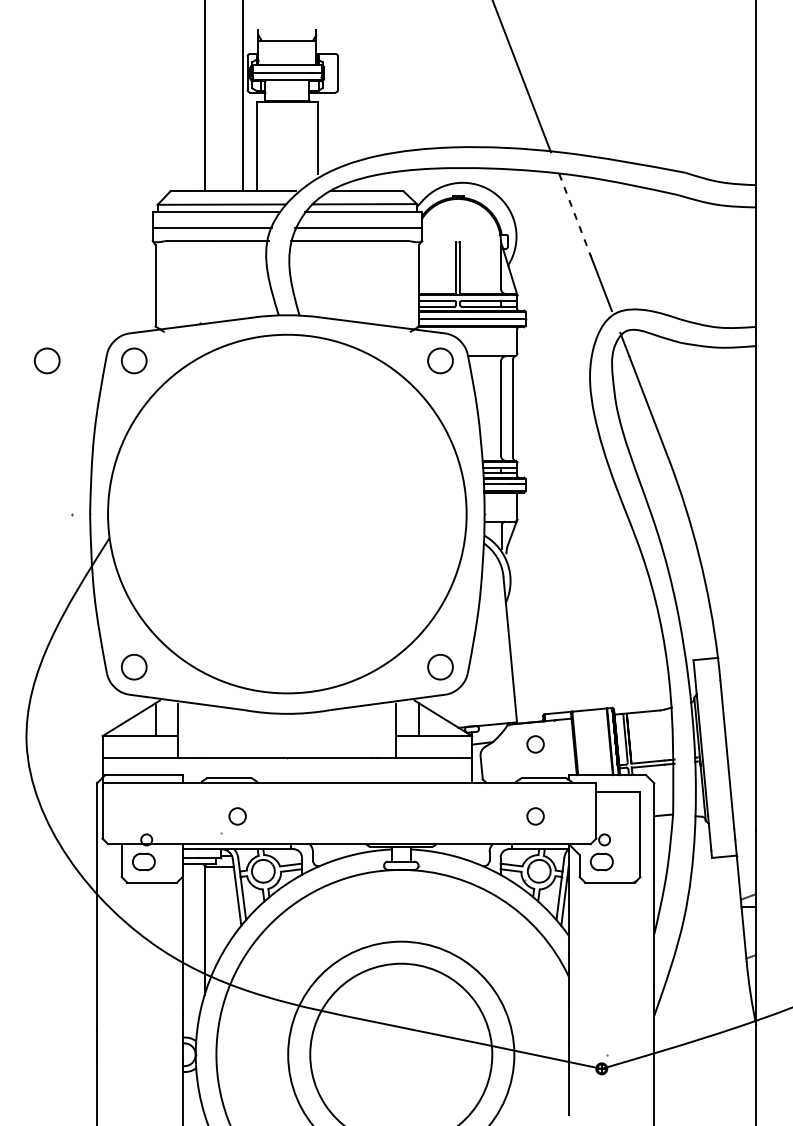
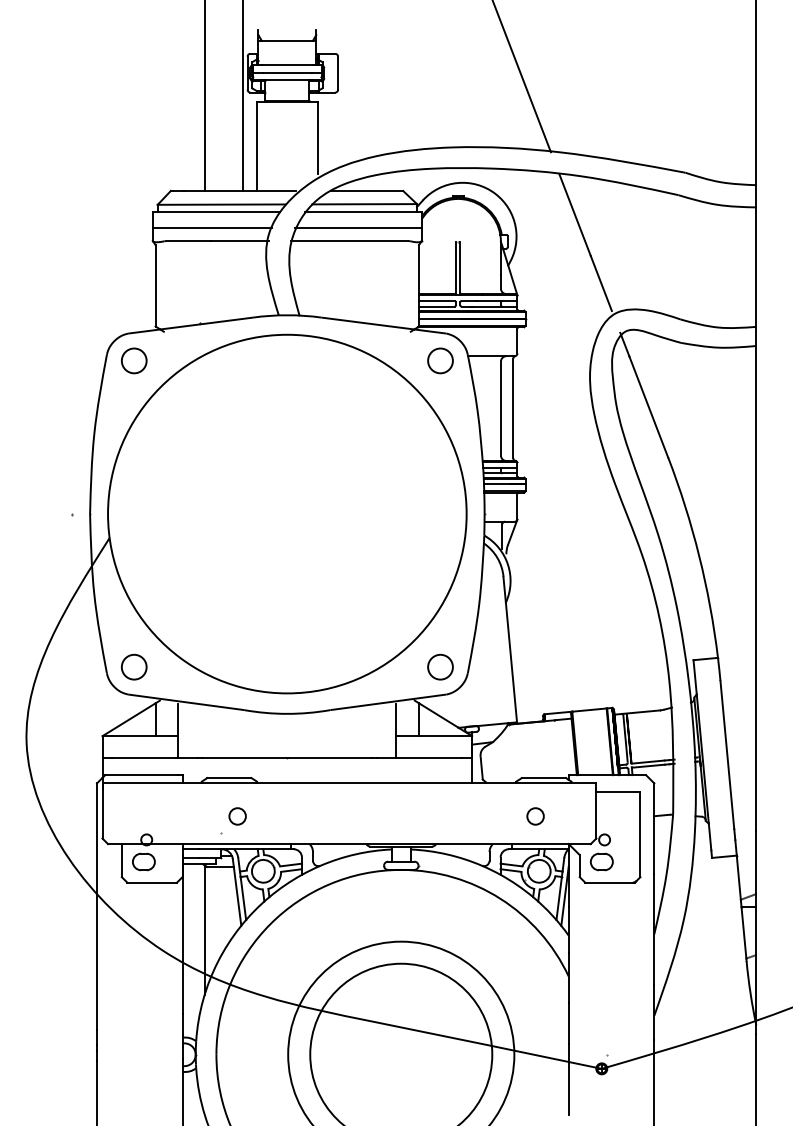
line: dashed -> solid (575, 215)
circle: present -> none (47, 360)
circle: present -> none (535, 744)
